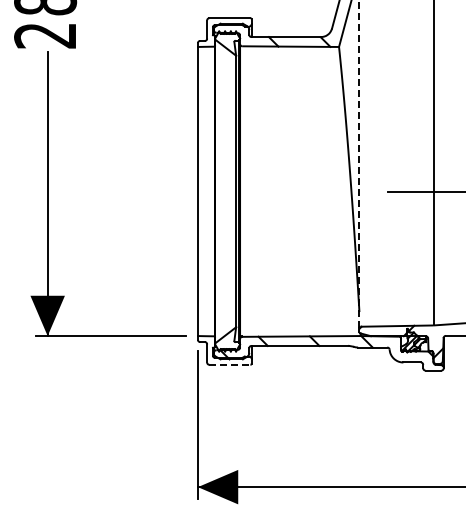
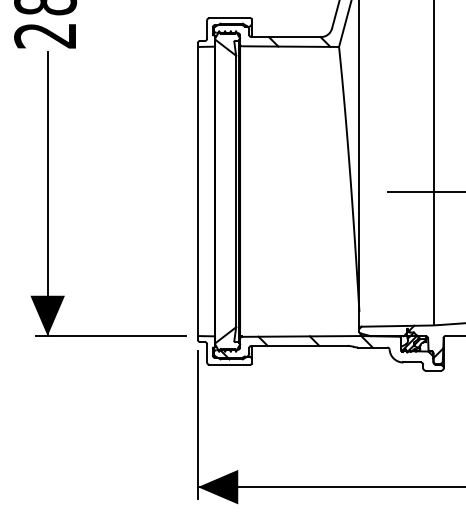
line: dashed -> solid (359, 164)
line: dashed -> solid (230, 364)
